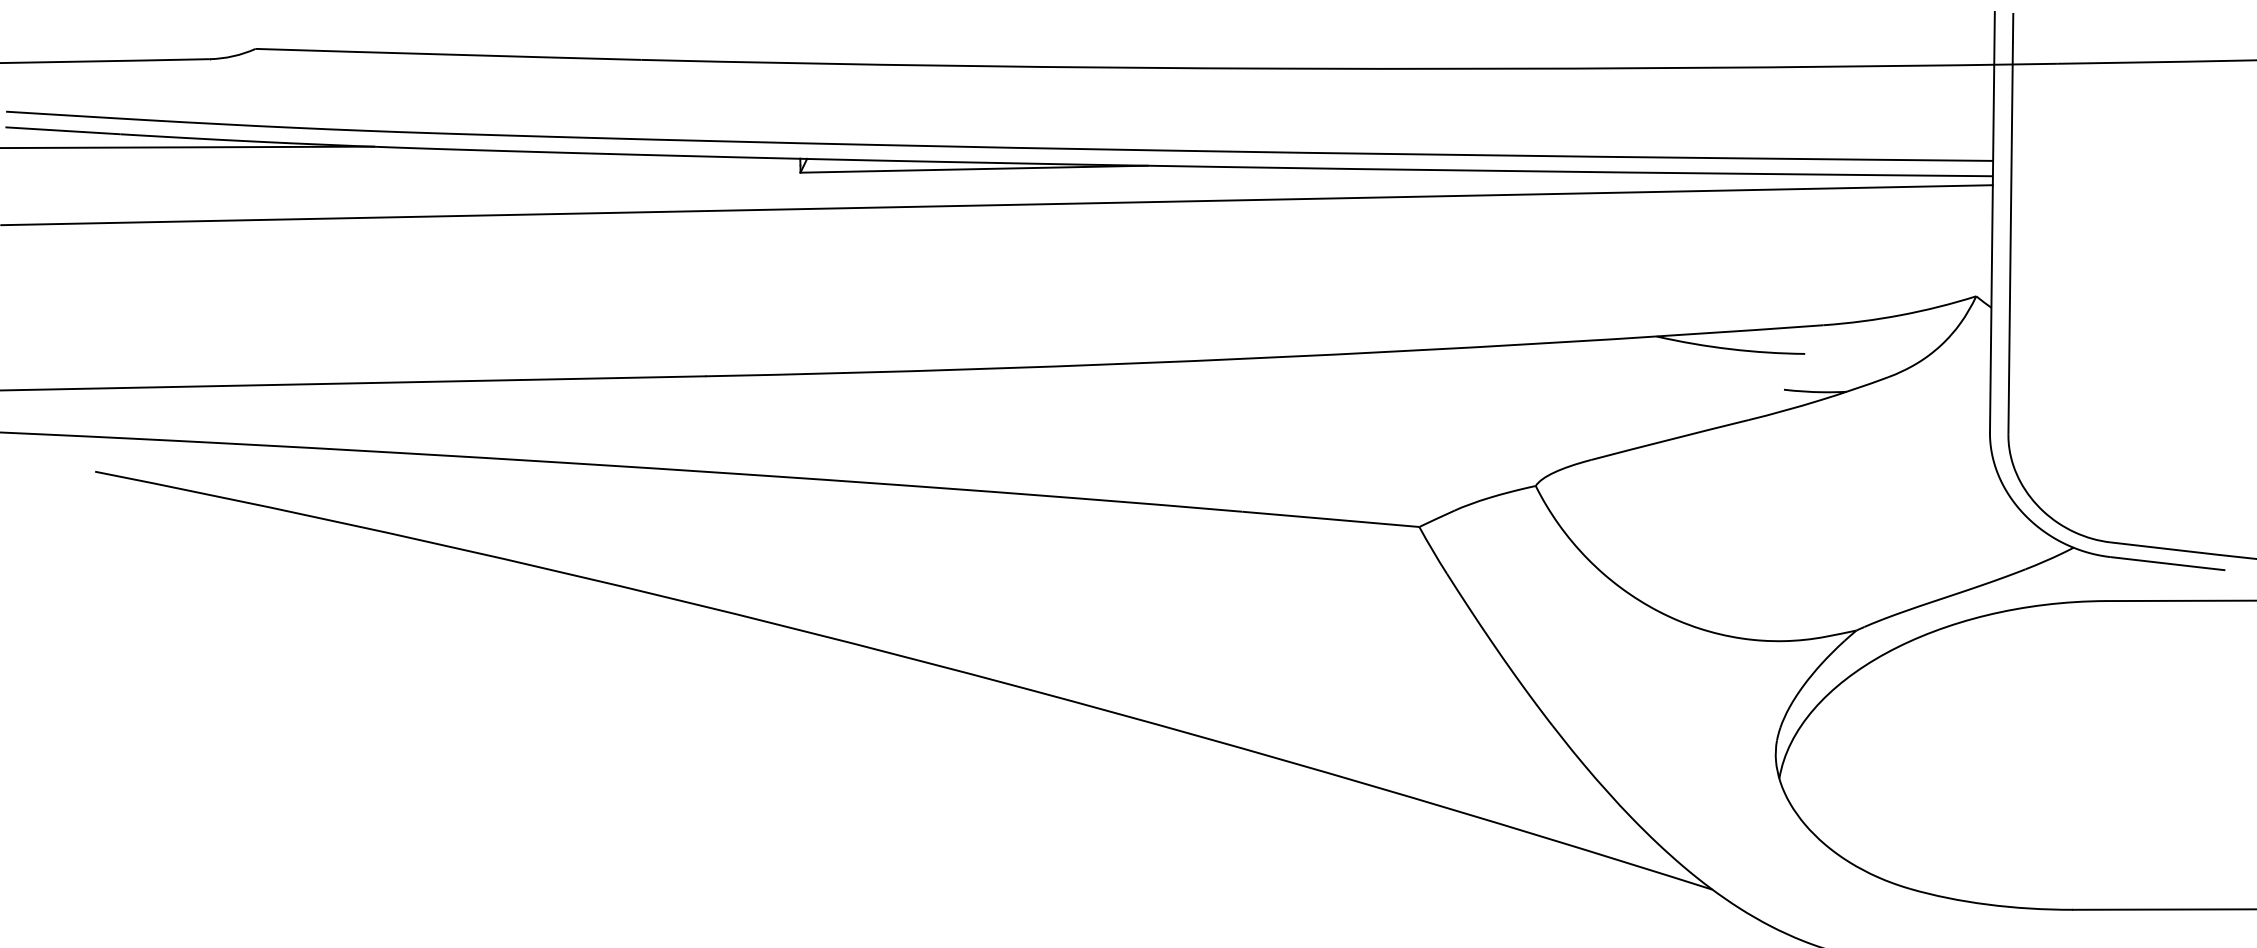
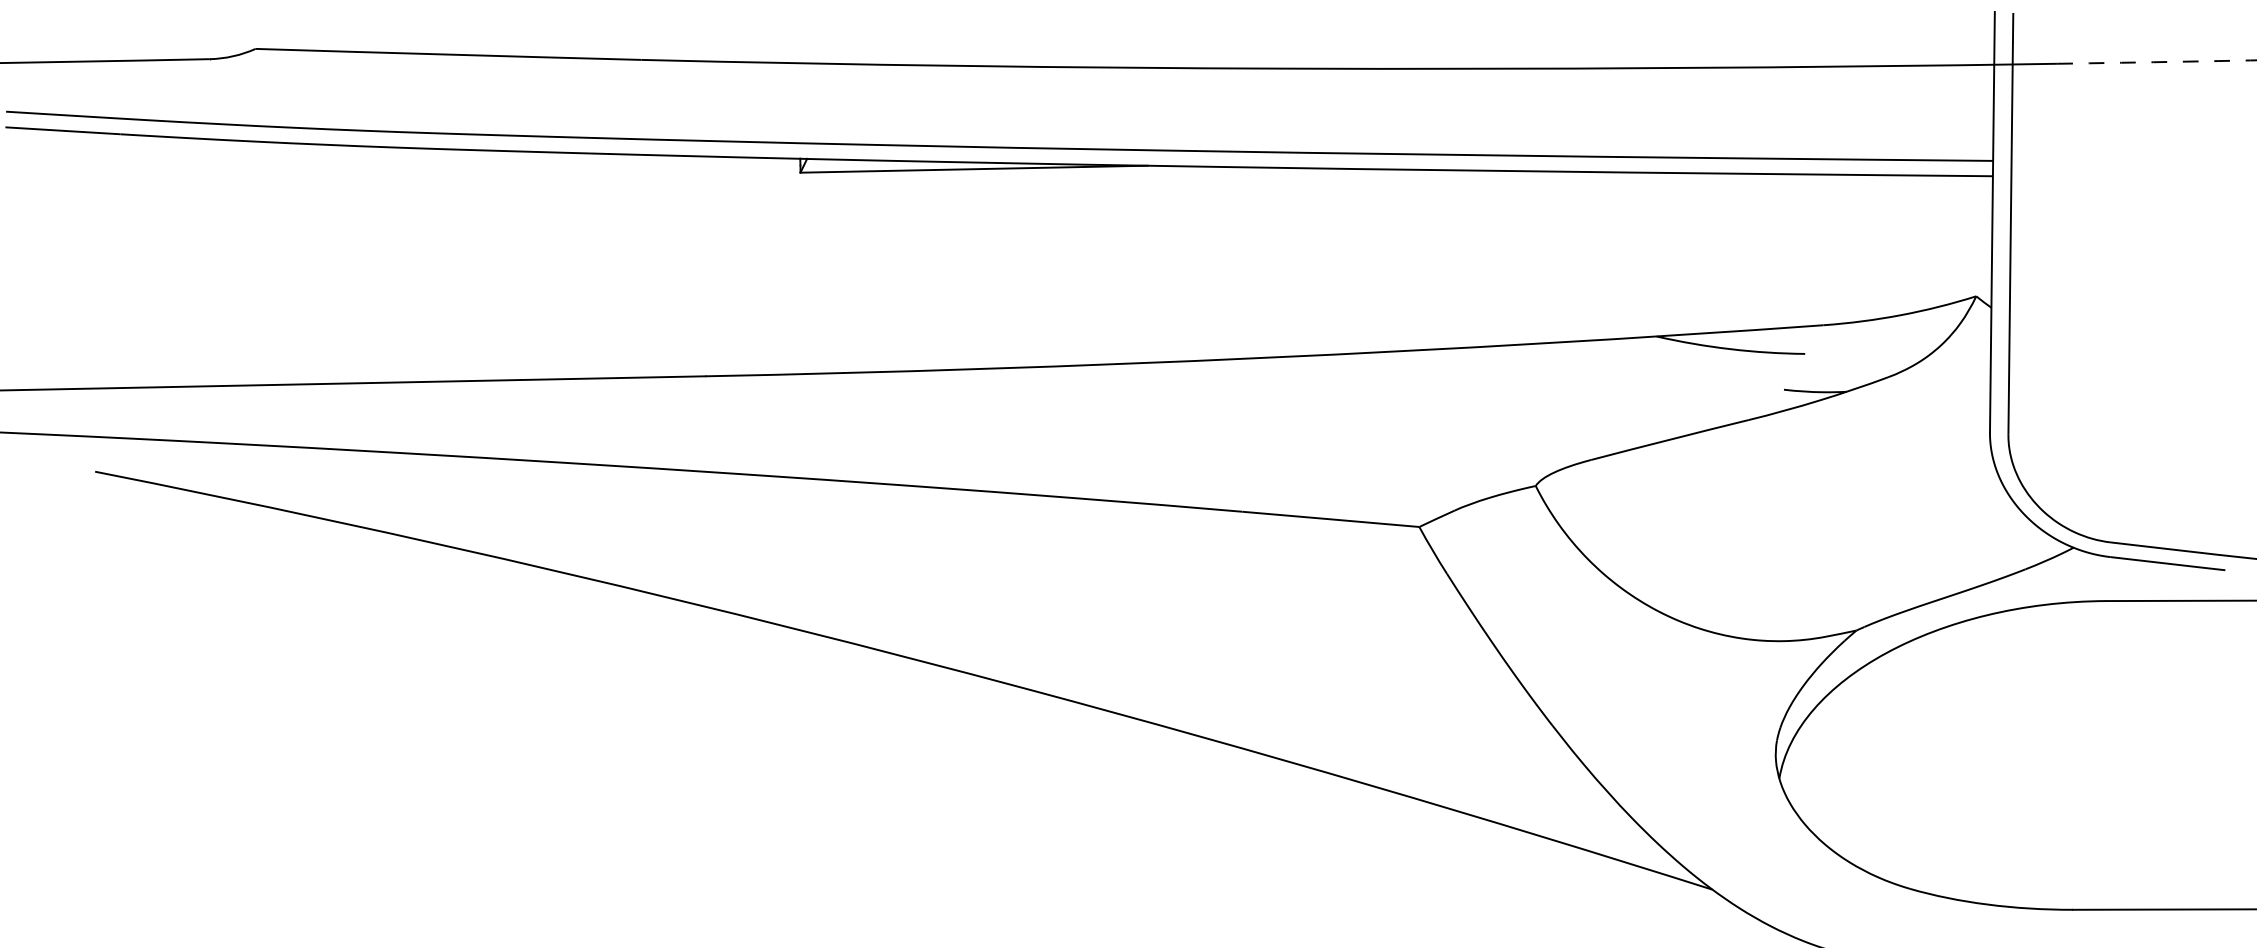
arc: solid -> dashed (2157, 62)
line: present -> none (188, 147)
line: present -> none (997, 205)
